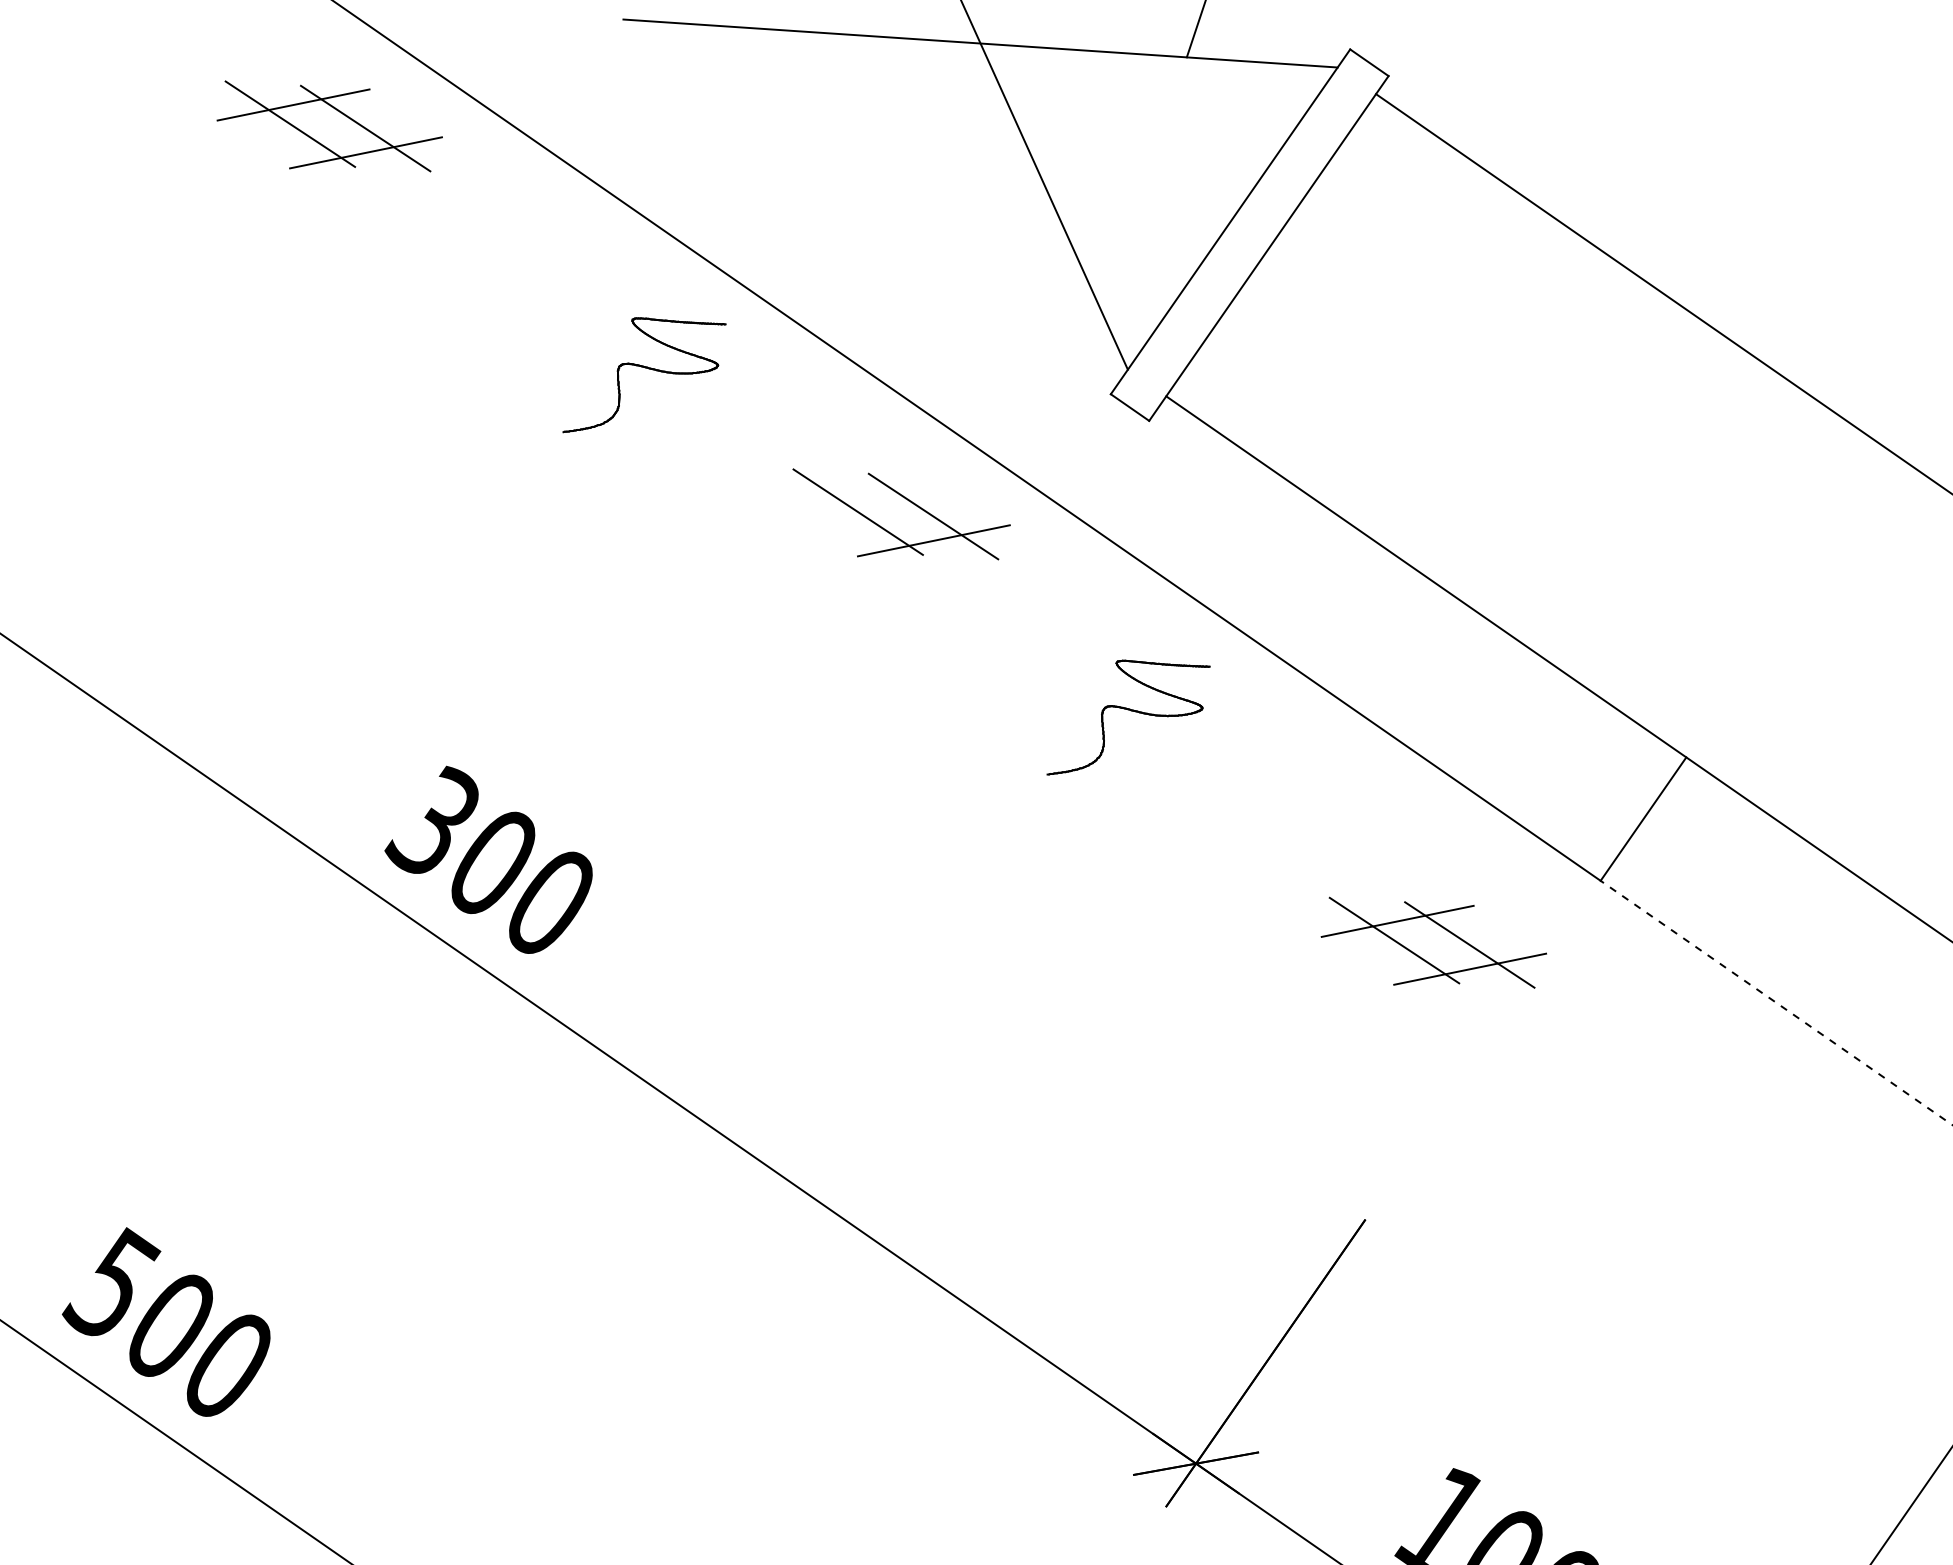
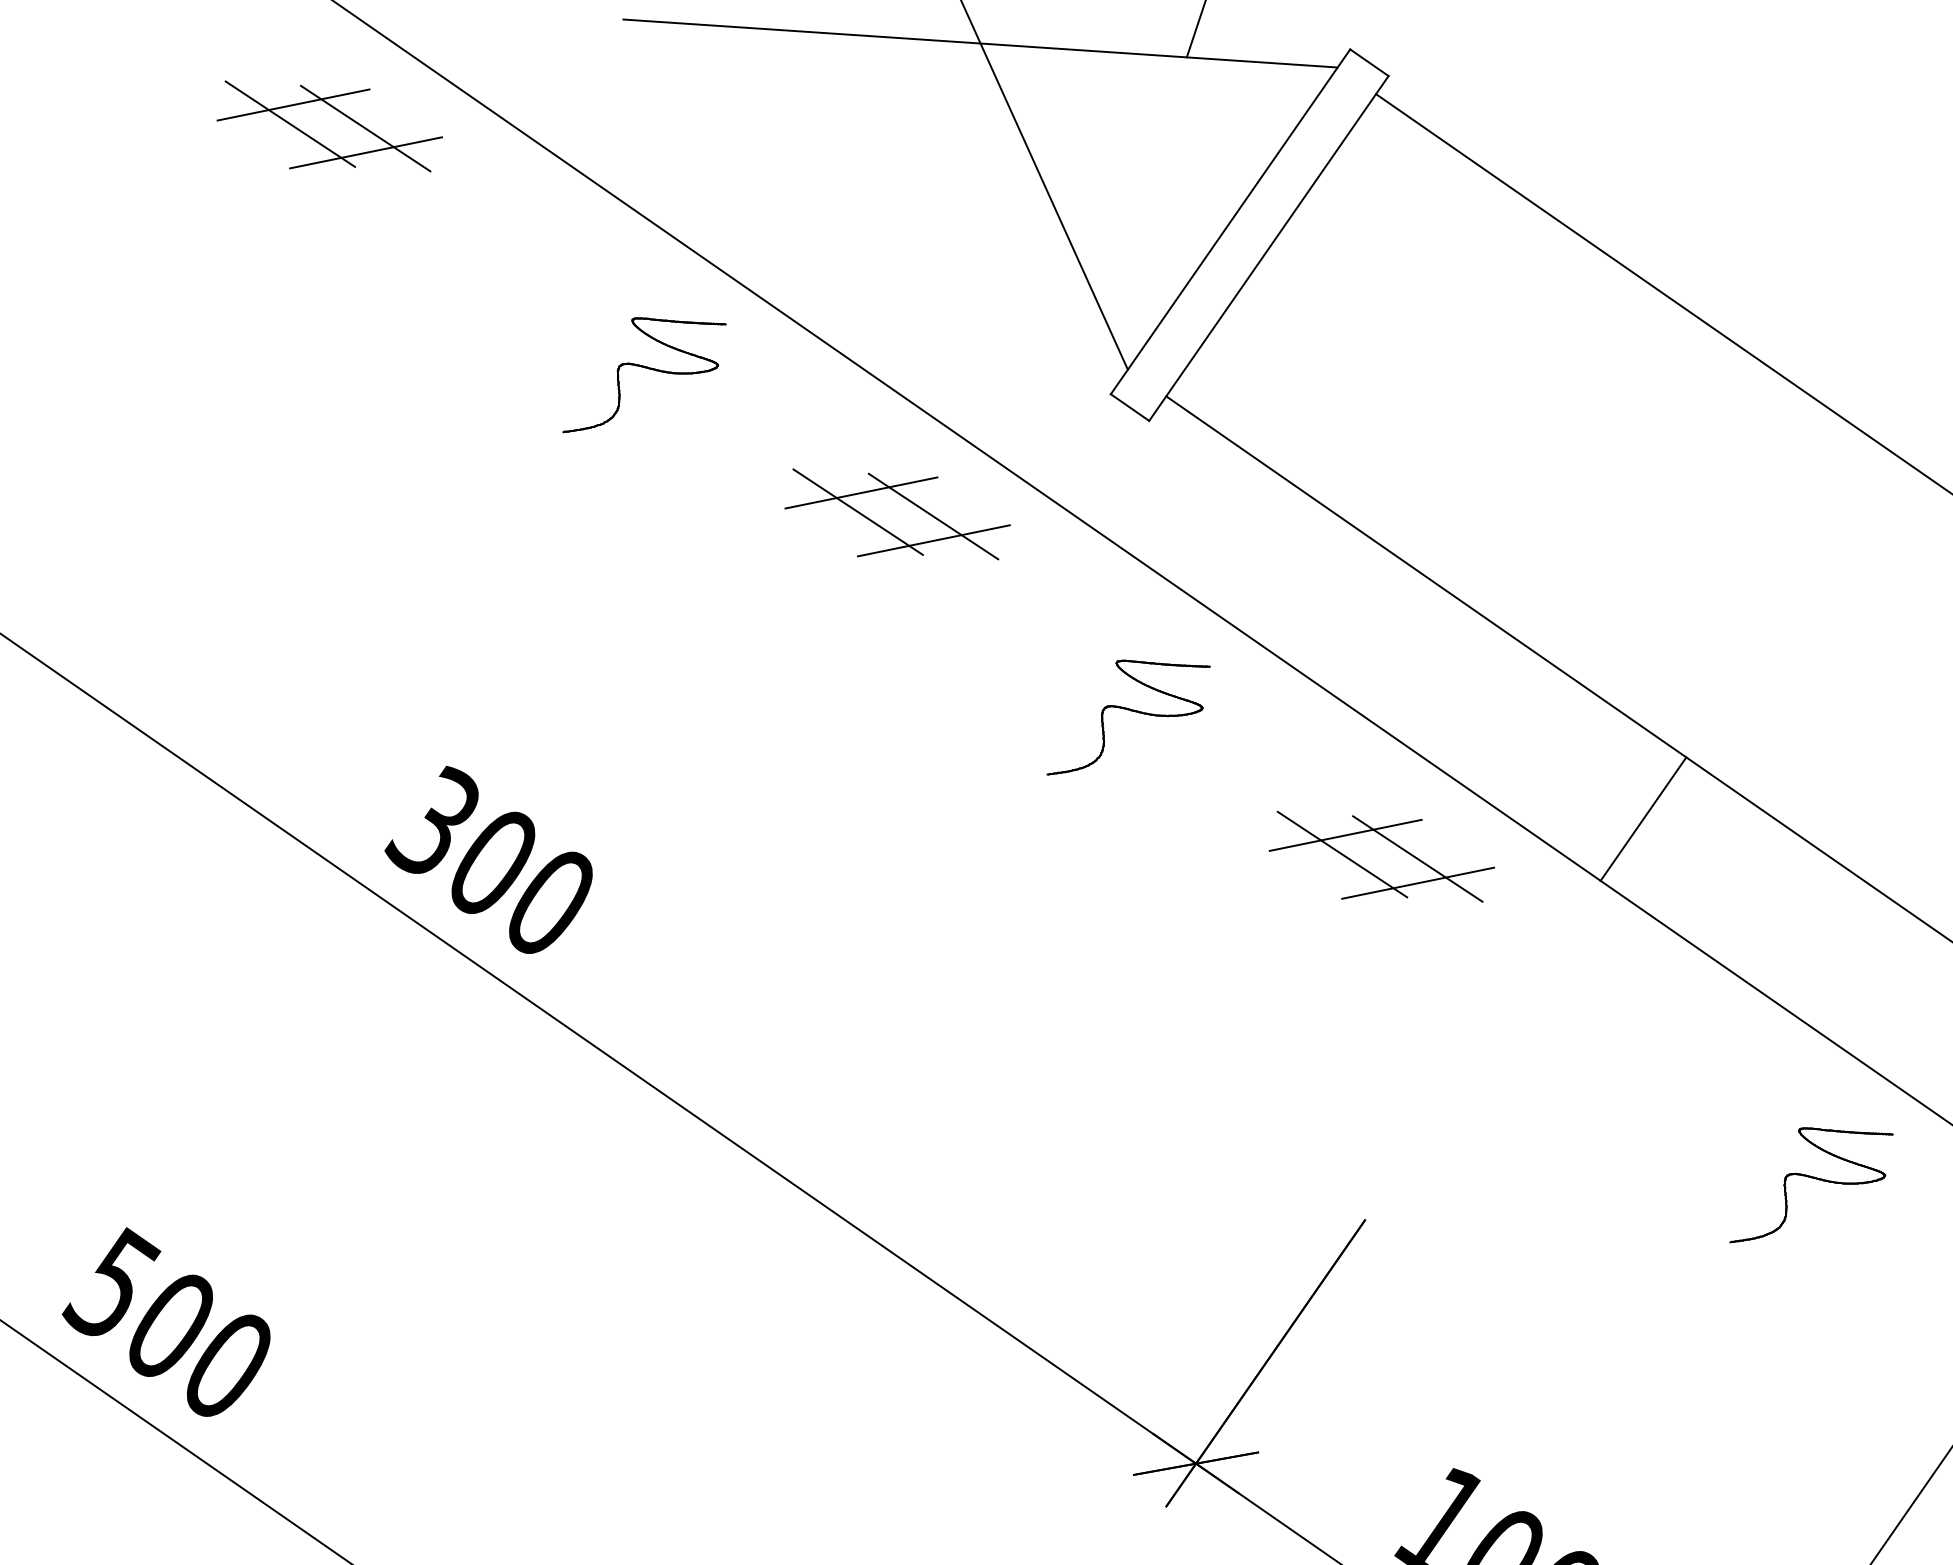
line: none -> present (861, 492)
part position: (1433, 942) -> (1381, 856) (1381, 856)
line: dashed -> solid (1776, 1002)
part: none -> present (1811, 1178)
